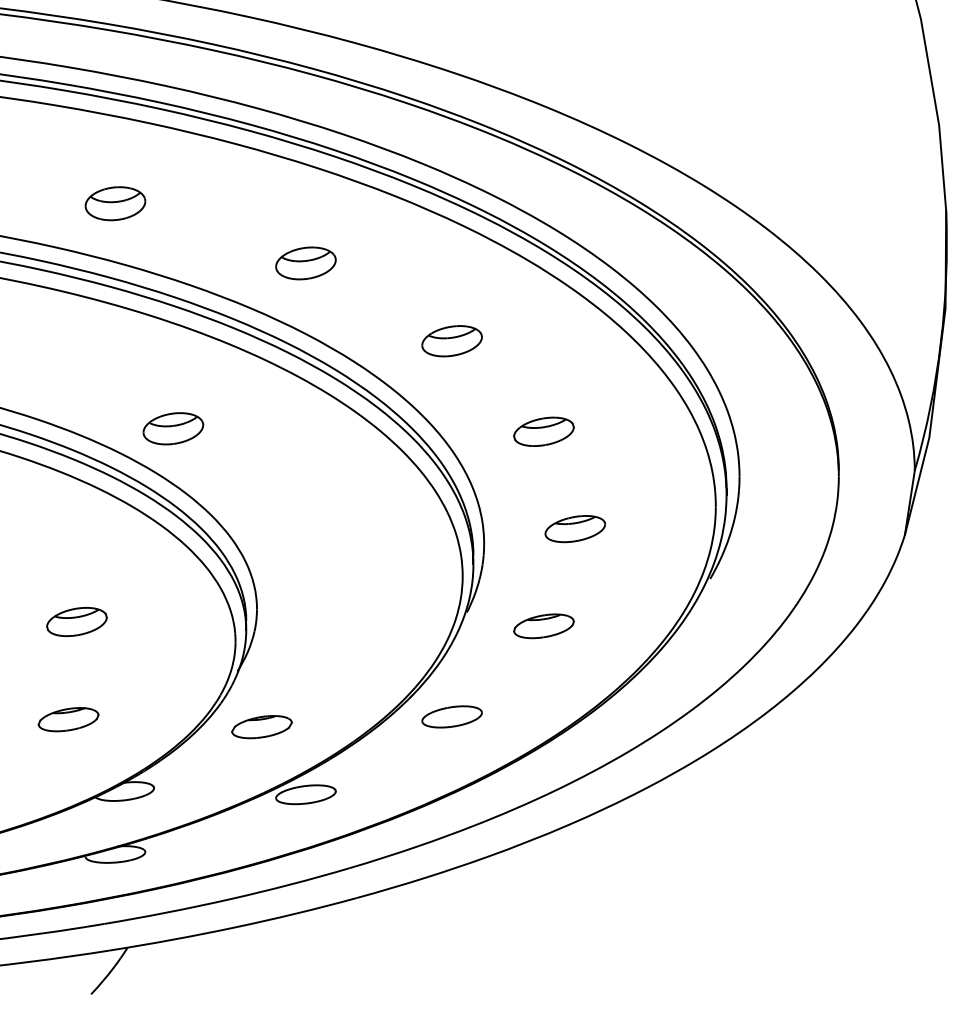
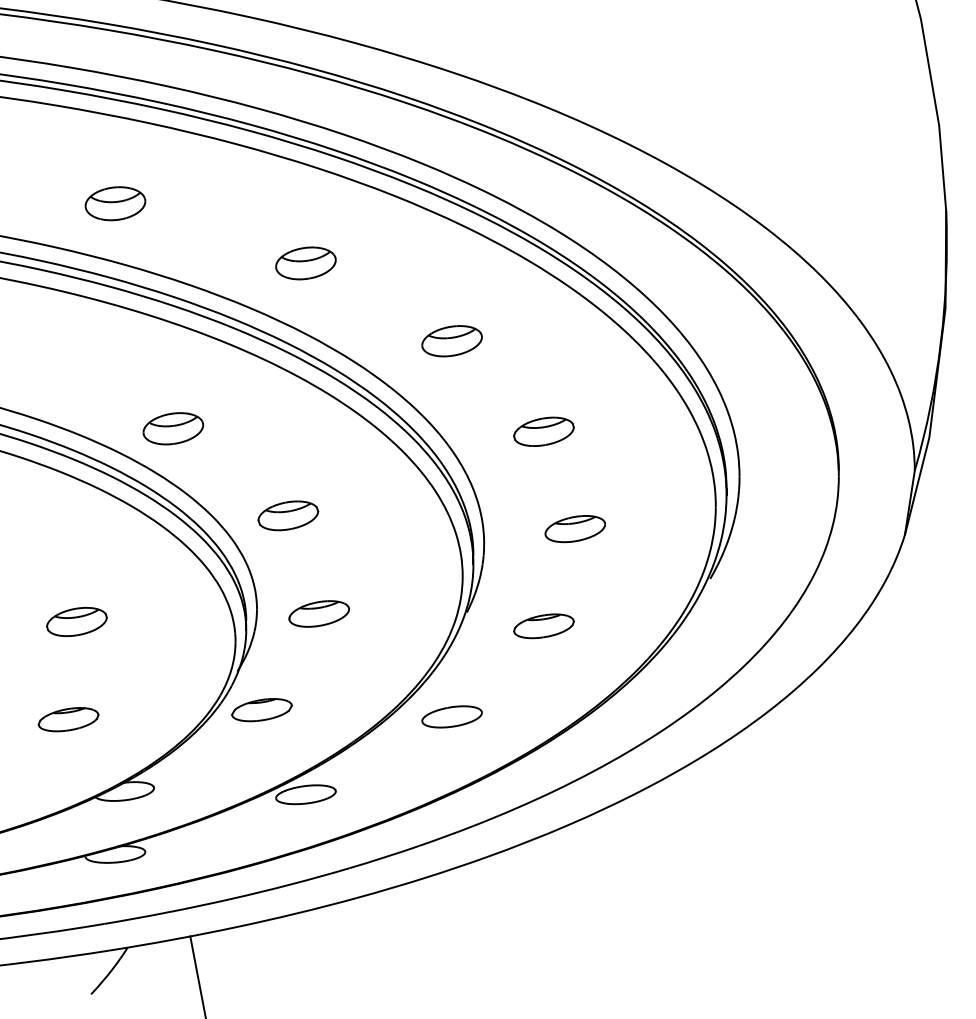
part: none -> present (288, 515)
part: none -> present (318, 613)
part position: (261, 727) -> (261, 710) (261, 710)
line: none -> present (197, 975)
